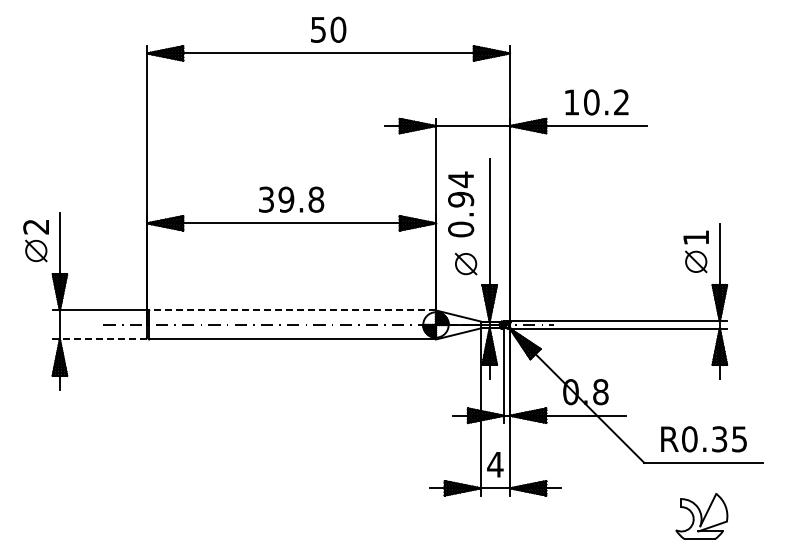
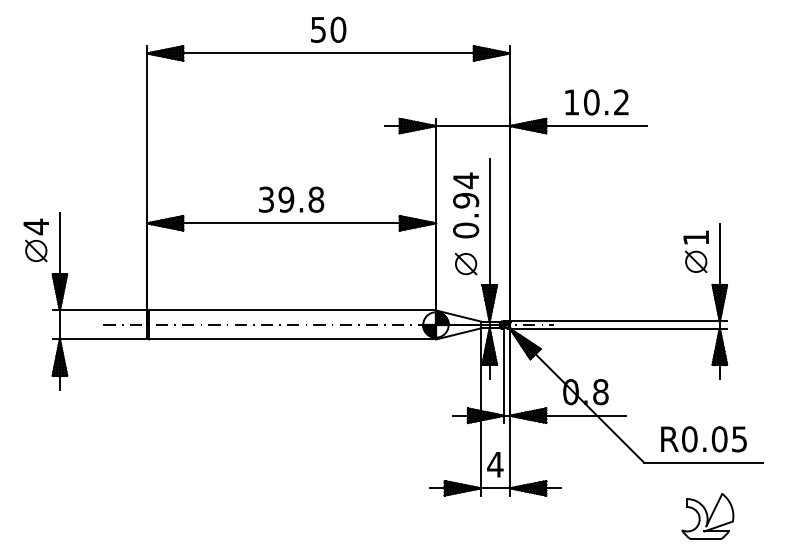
text position: (461, 204) -> (466, 205) (466, 205)
text: 2 -> 4 (35, 226)
line: dashed -> solid (292, 310)
line: dashed -> solid (103, 339)
text: R0.35 -> R0.05 (719, 439)
part position: (701, 516) -> (707, 516) (707, 516)
